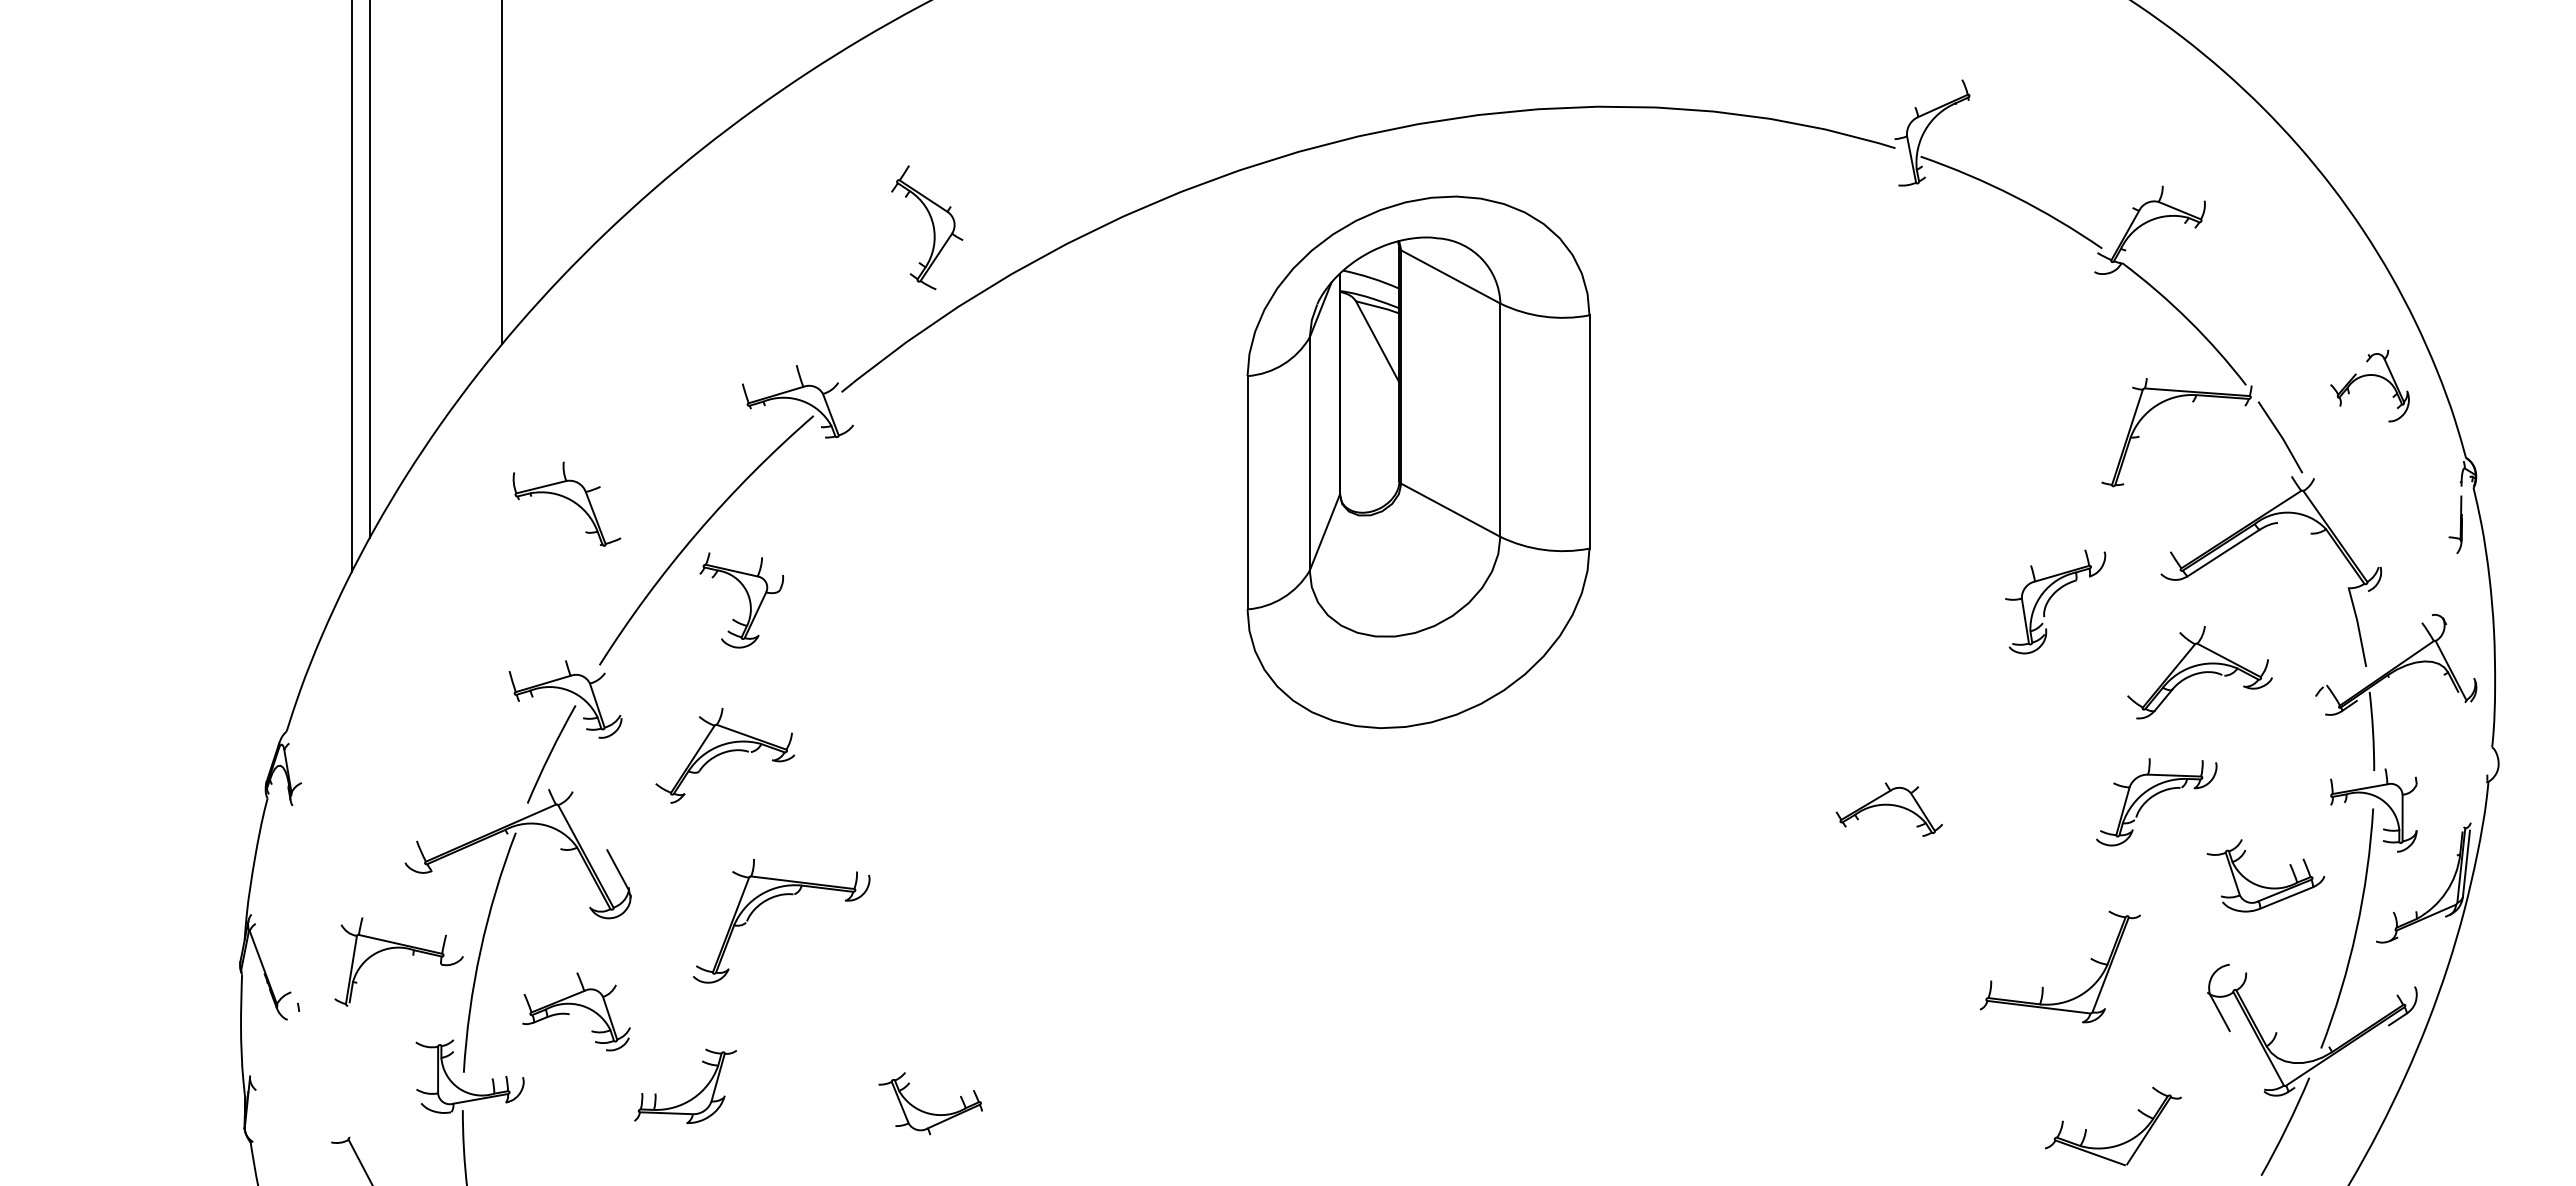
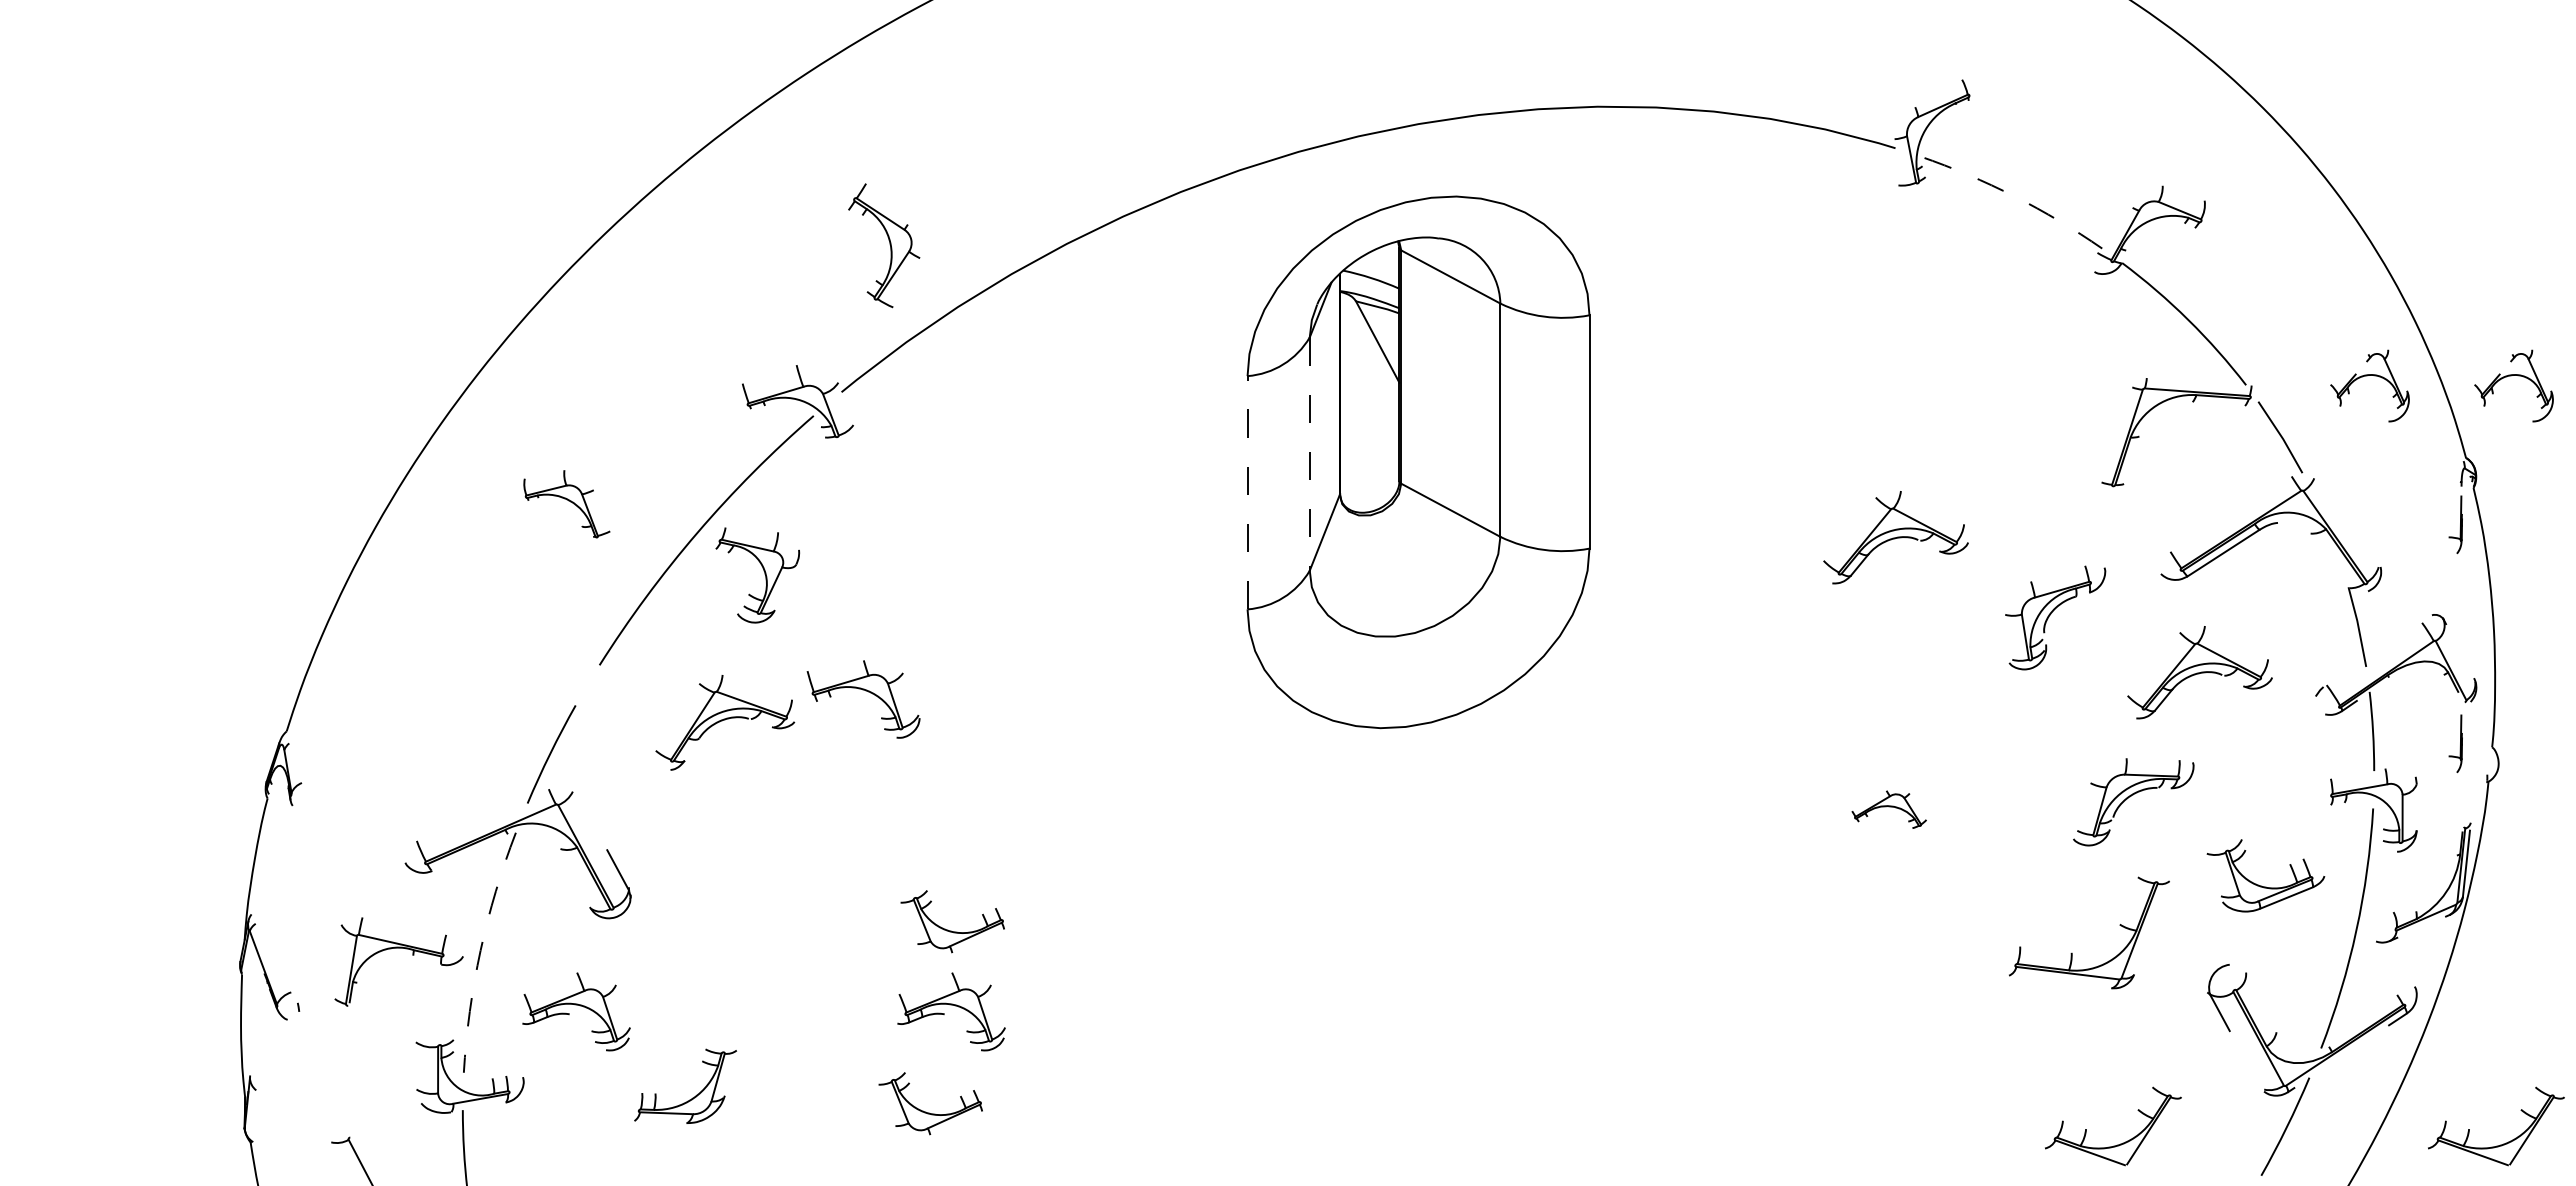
line: present -> none (502, 173)
arc: solid -> dashed (2014, 196)
part position: (927, 227) -> (884, 245) (884, 245)
line: present -> none (370, 269)
line: present -> none (351, 287)
part: none -> present (2511, 376)
line: solid -> dashed (1309, 454)
line: solid -> dashed (1247, 492)
part size: 110x86 px -> 88x69 px (566, 504)
part: none -> present (1895, 537)
part position: (748, 599) -> (764, 574) (764, 574)
part position: (2055, 601) -> (2055, 617) (2055, 617)
part position: (567, 691) -> (865, 691) (865, 691)
part: none -> present (2455, 743)
part position: (725, 755) -> (725, 722) (725, 722)
part position: (2156, 802) -> (2133, 802) (2133, 802)
part size: 108x55 px -> 76x39 px (1888, 809)
part: present -> none (770, 899)
part: none -> present (951, 930)
arc: solid -> dashed (480, 950)
part position: (2042, 986) -> (2071, 952) (2071, 952)
part: none -> present (951, 1011)
part: none -> present (2503, 1143)
